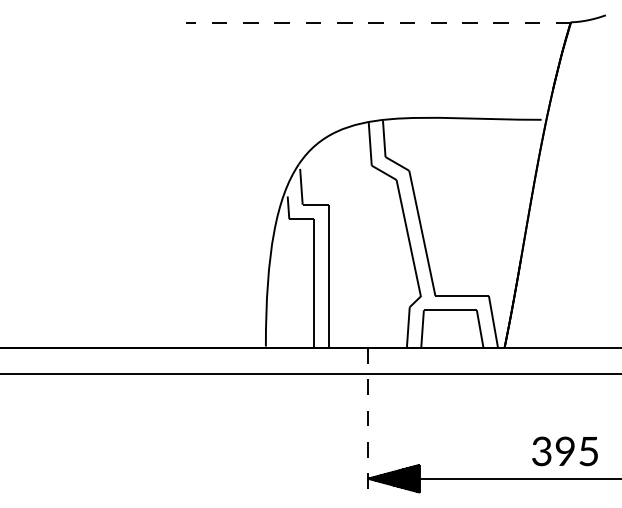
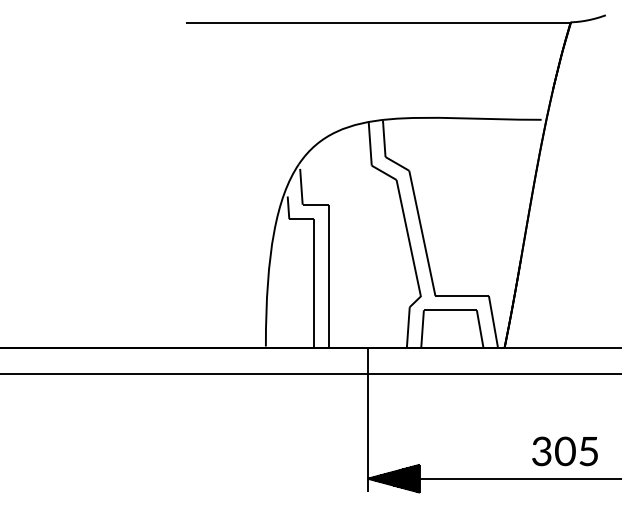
line: dashed -> solid (378, 22)
line: dashed -> solid (367, 419)
text: 395 -> 305 (565, 452)
